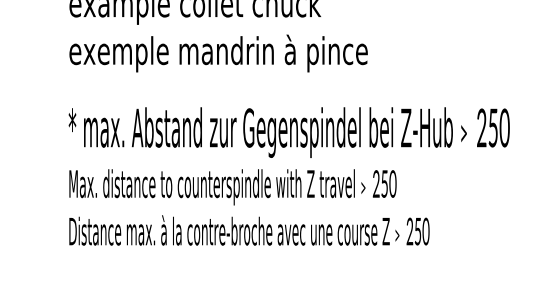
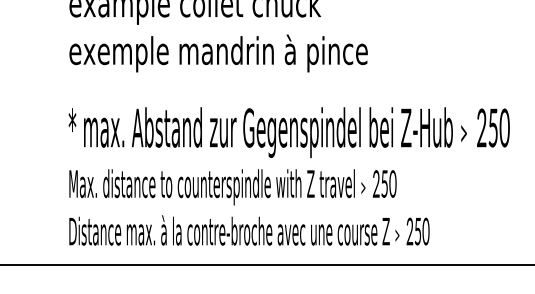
line: none -> present (266, 265)
